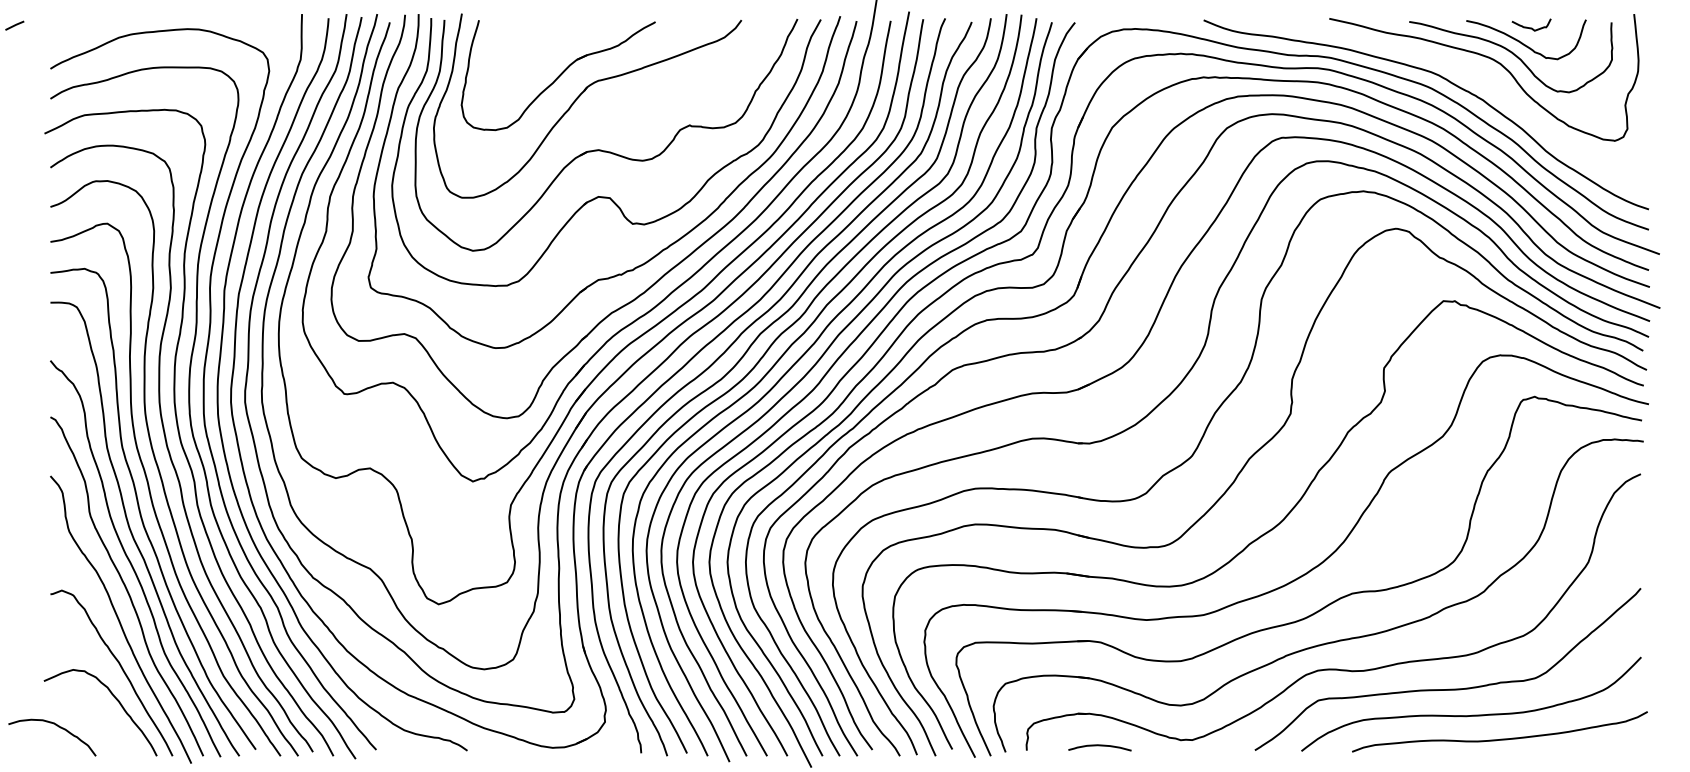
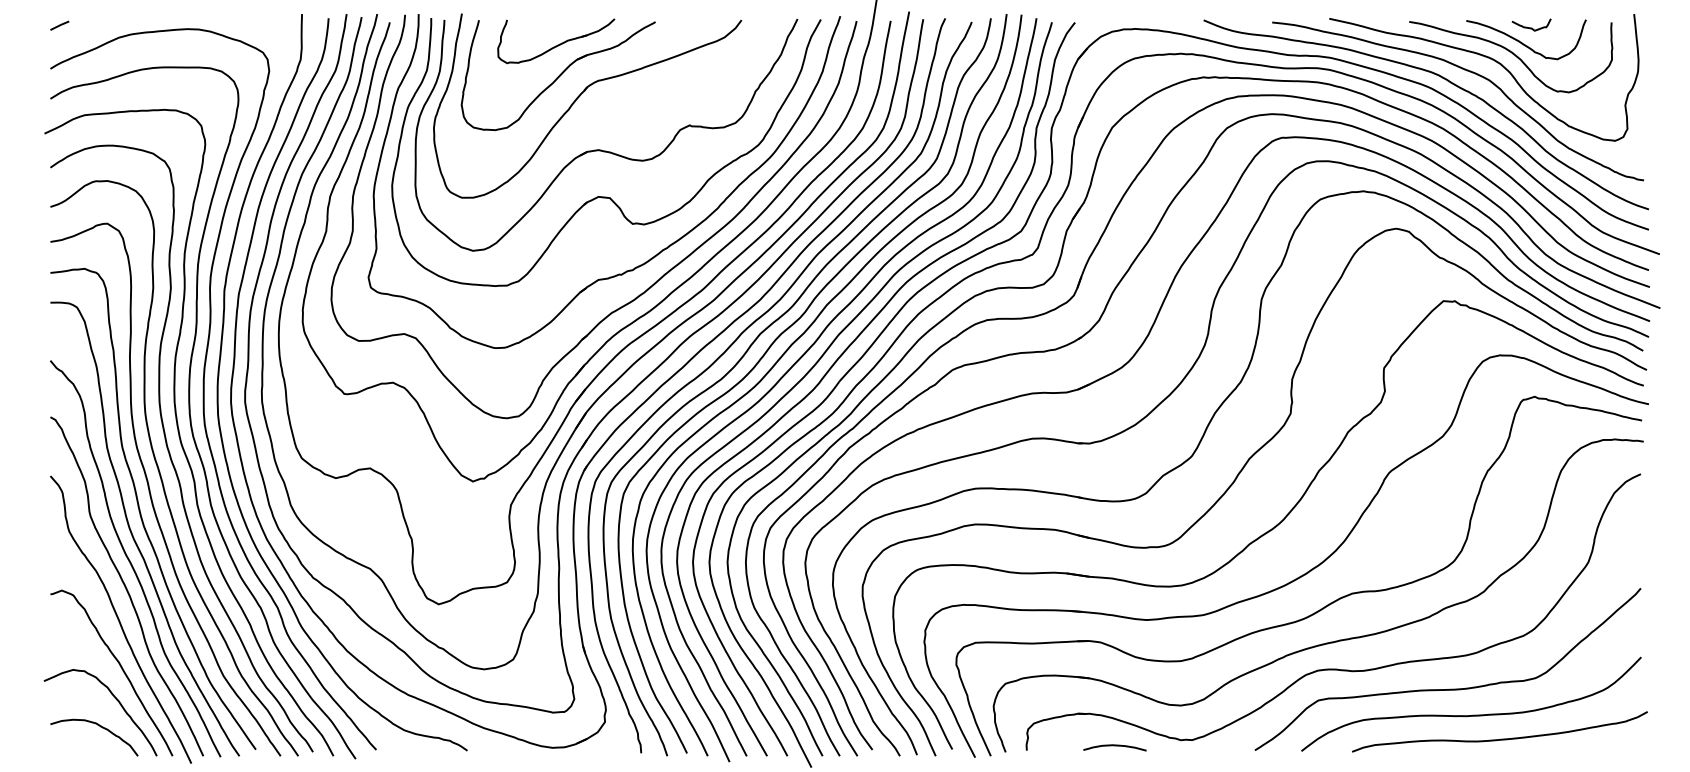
line position: (14, 25) -> (59, 25) (59, 25)
part: none -> present (556, 41)
curve: none -> present (1469, 72)
curve position: (58, 727) -> (100, 727) (100, 727)
curve position: (1099, 746) -> (1114, 746) (1114, 746)
